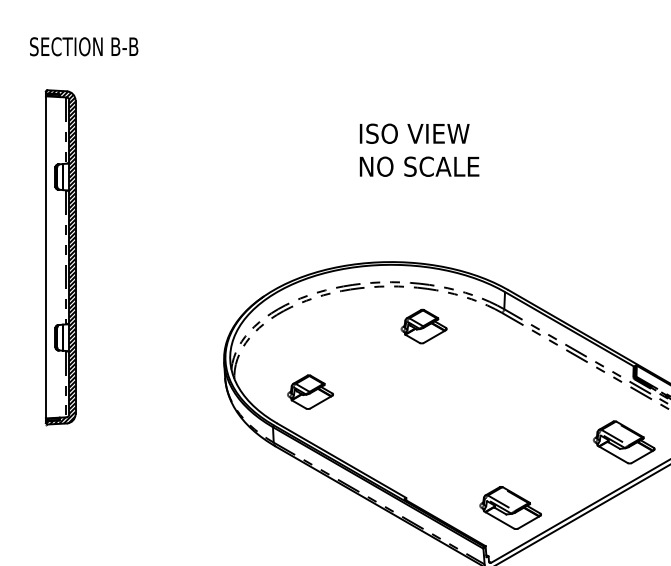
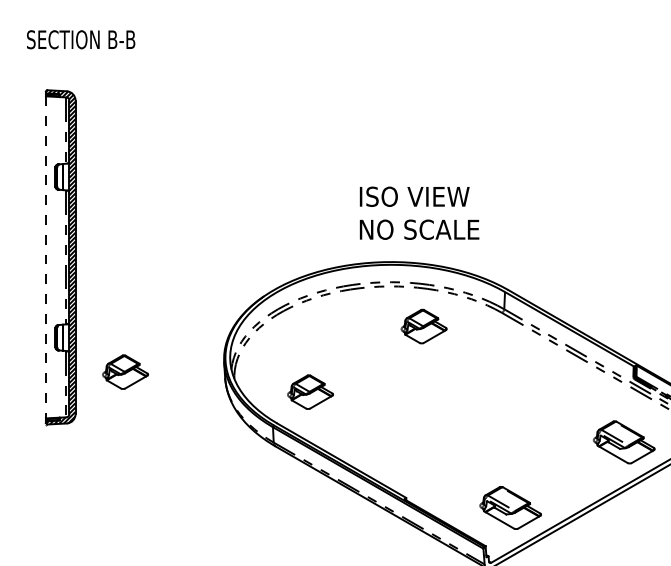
text position: (84, 46) -> (81, 39) (81, 39)
text position: (419, 149) -> (419, 212) (419, 212)
line: solid -> dashed (45, 257)
part: none -> present (125, 371)
